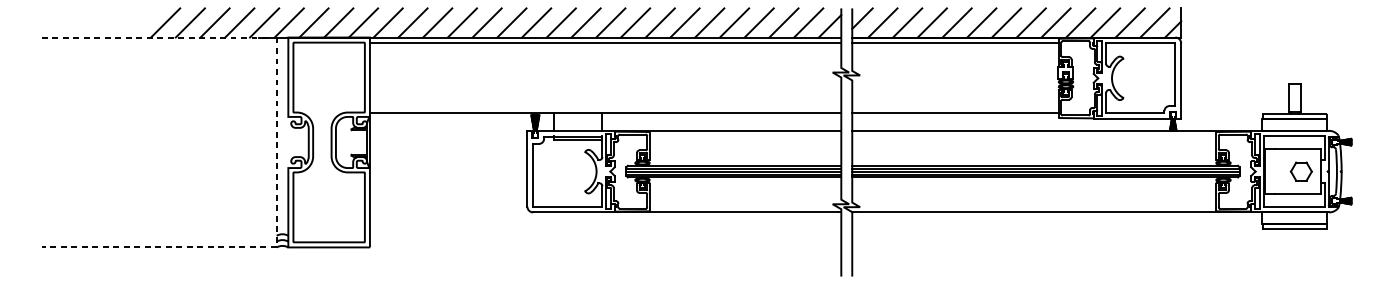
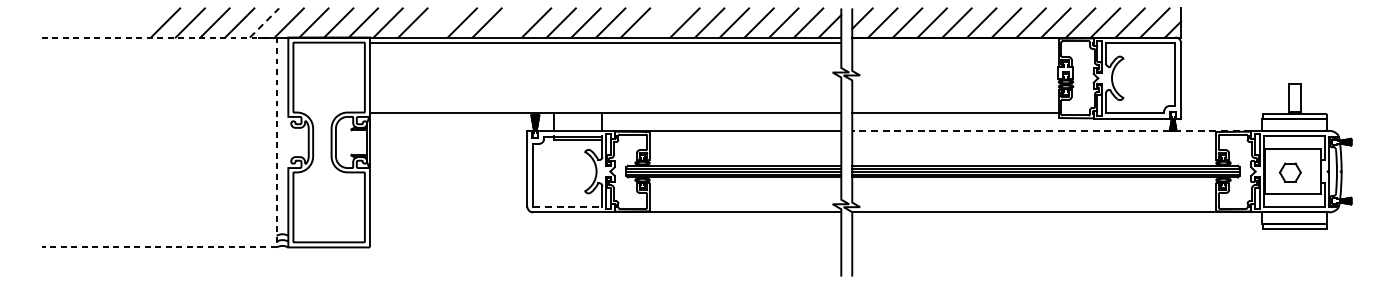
line: solid -> dashed (264, 22)
line: present -> none (437, 22)
line: present -> none (511, 22)
line: present -> none (659, 22)
line: present -> none (955, 43)
line: solid -> dashed (1051, 130)
part position: (1300, 171) -> (1289, 172) (1289, 172)
line: solid -> dashed (567, 206)
